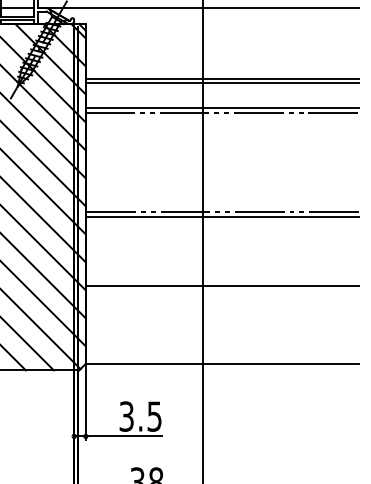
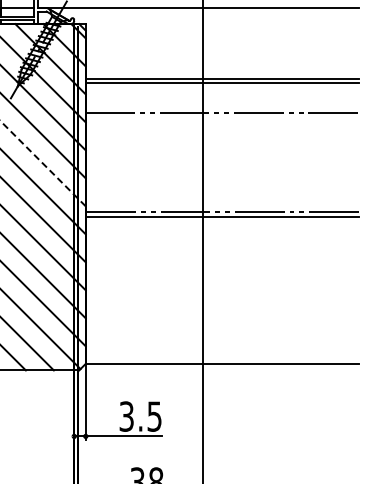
line: present -> none (221, 108)
line: solid -> dashed (42, 163)
line: present -> none (221, 286)
